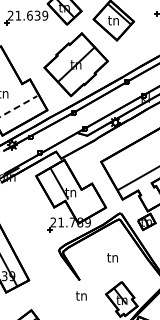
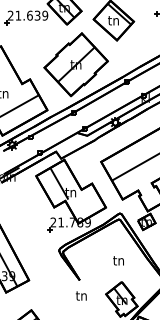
line: dashed -> solid (19, 106)
line position: (136, 179) -> (134, 167) (134, 167)
text position: (112, 257) -> (118, 260) (118, 260)
